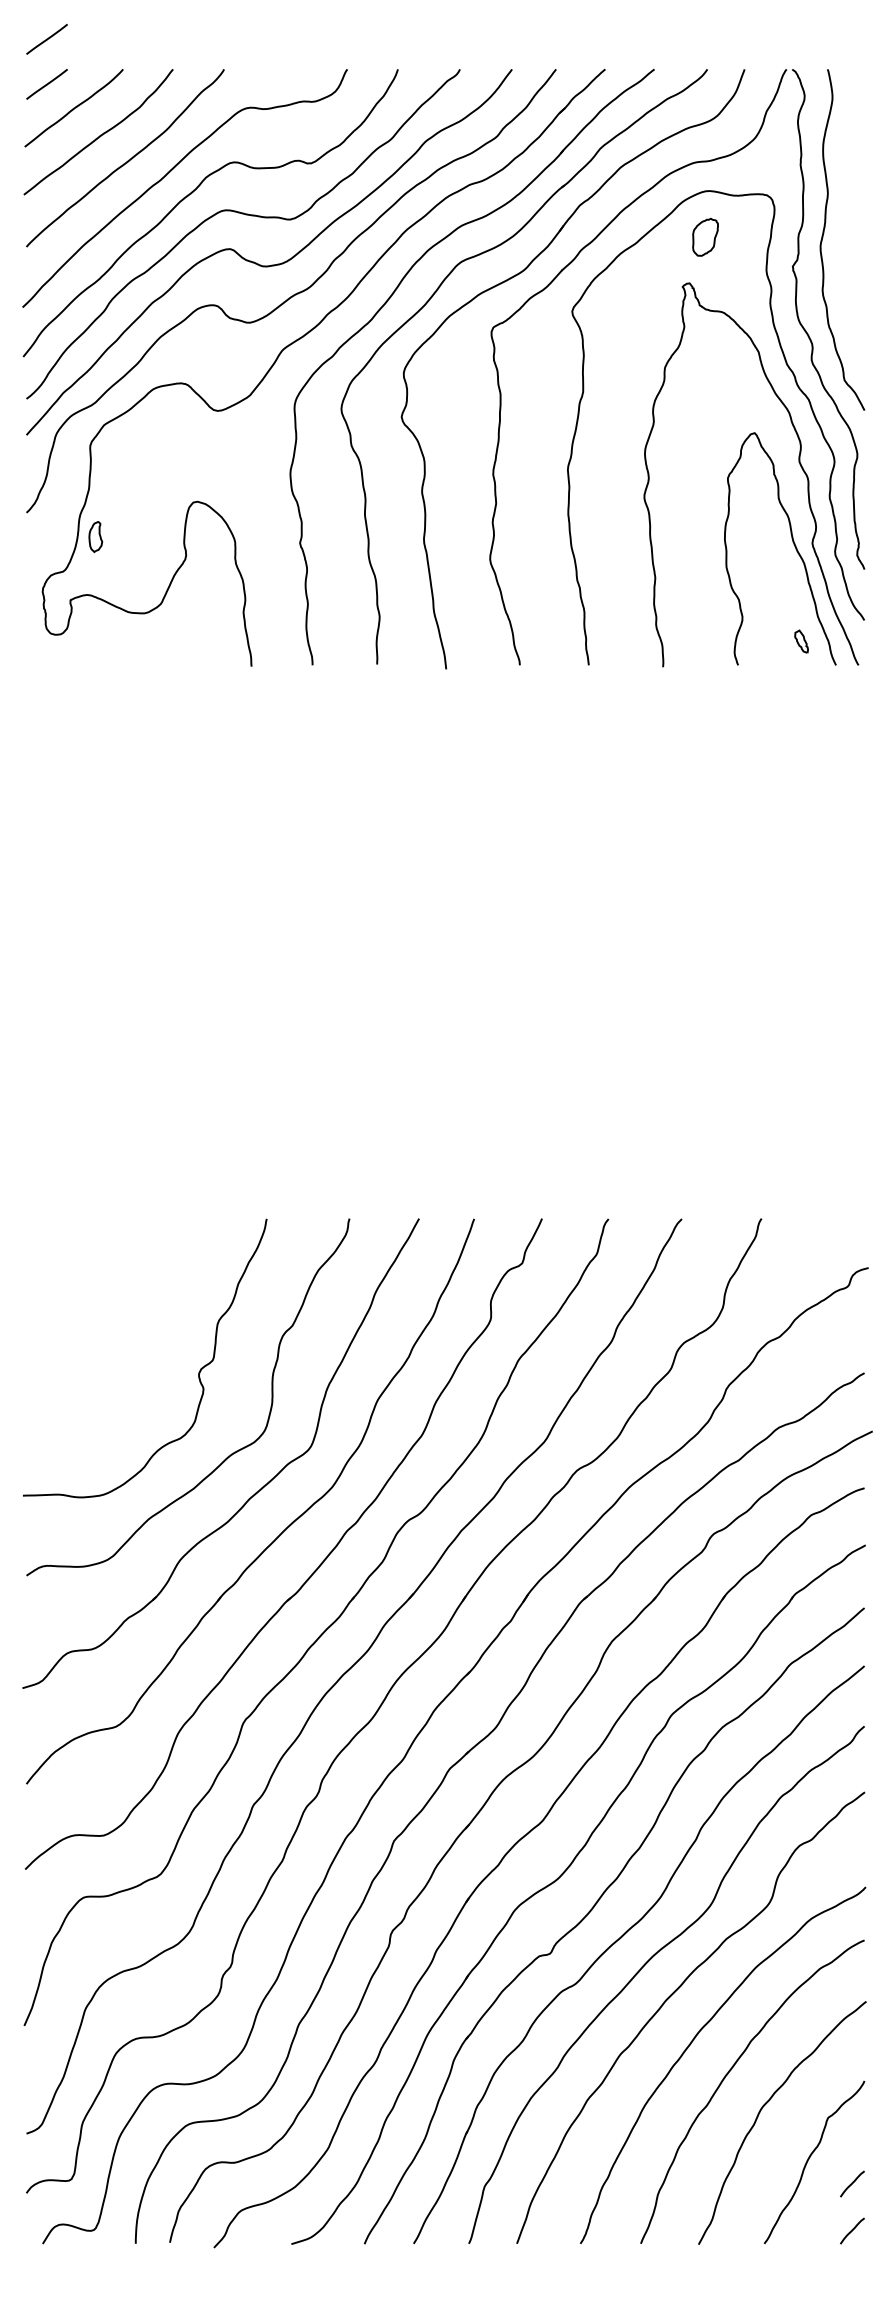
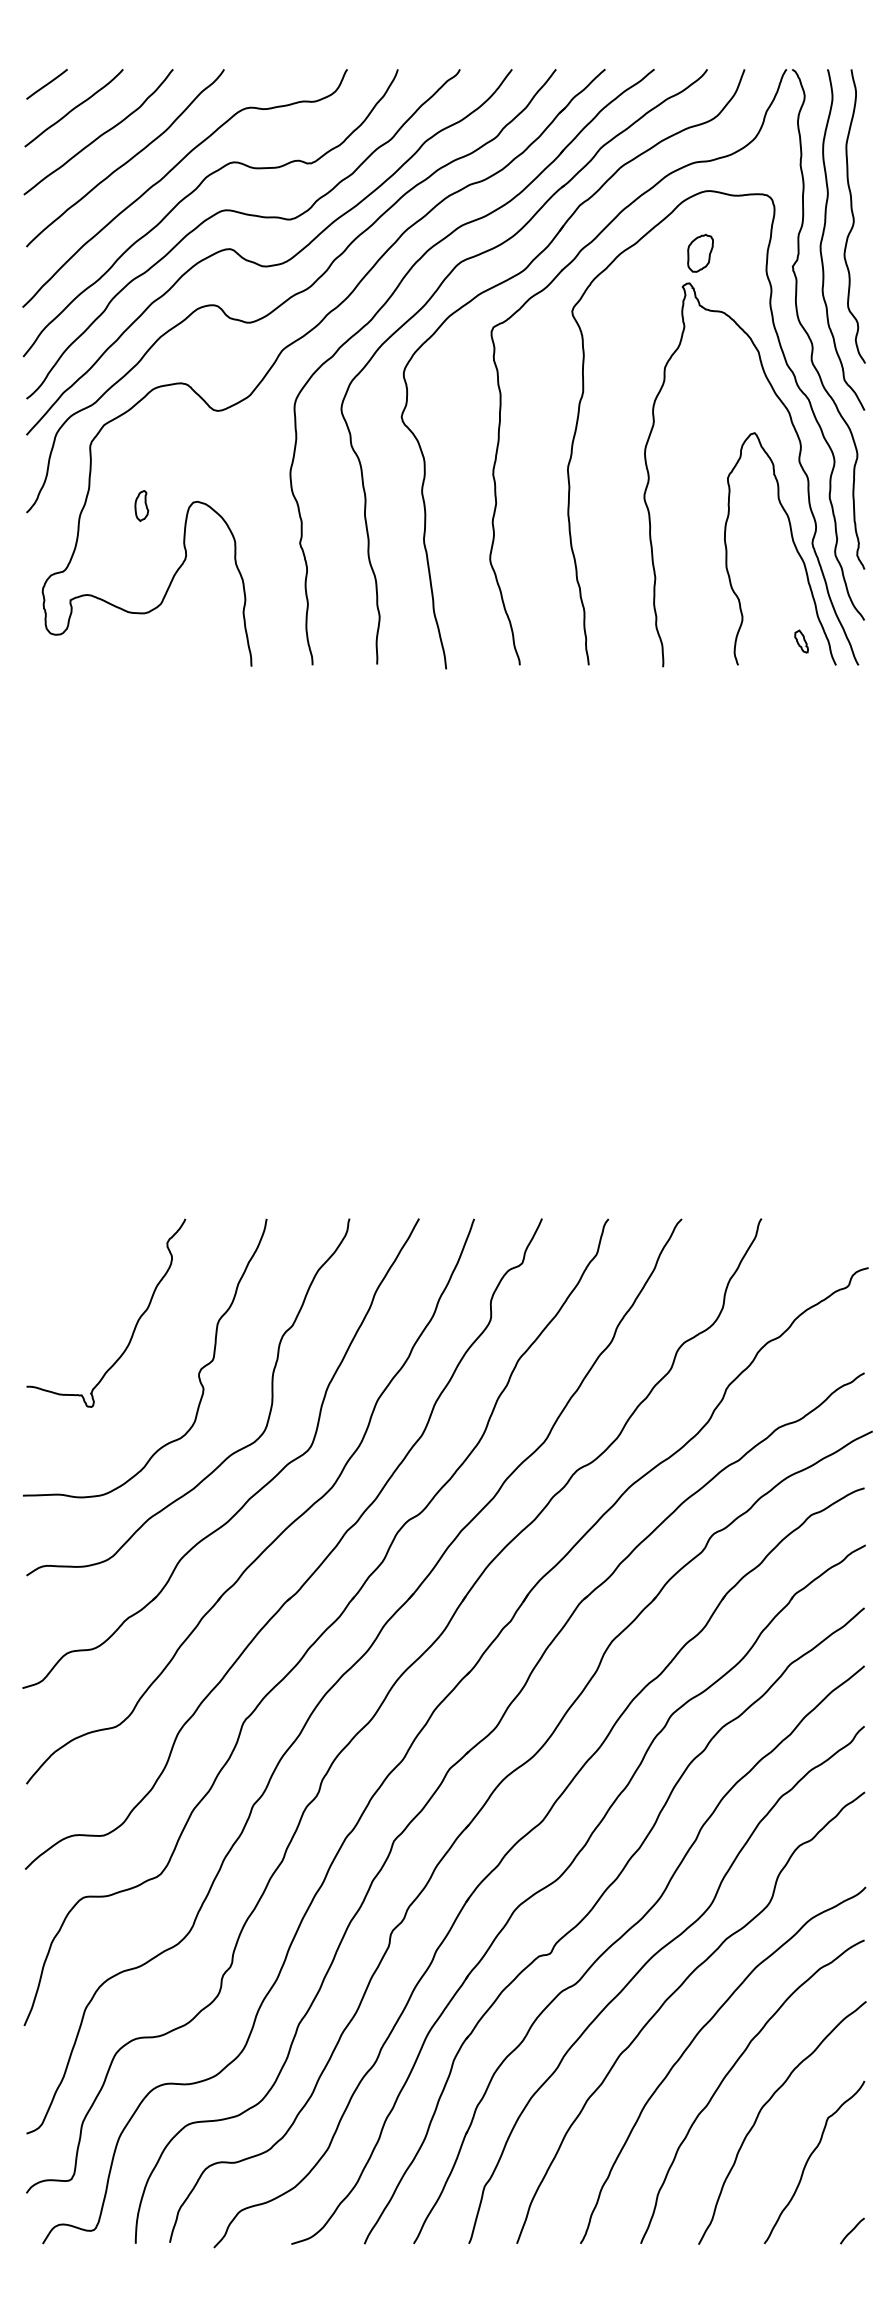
line: present -> none (46, 39)
curve: none -> present (854, 216)
part position: (705, 237) -> (700, 253) (700, 253)
part position: (95, 537) -> (141, 506) (141, 506)
curve: none -> present (134, 1326)
line: present -> none (852, 2183)
